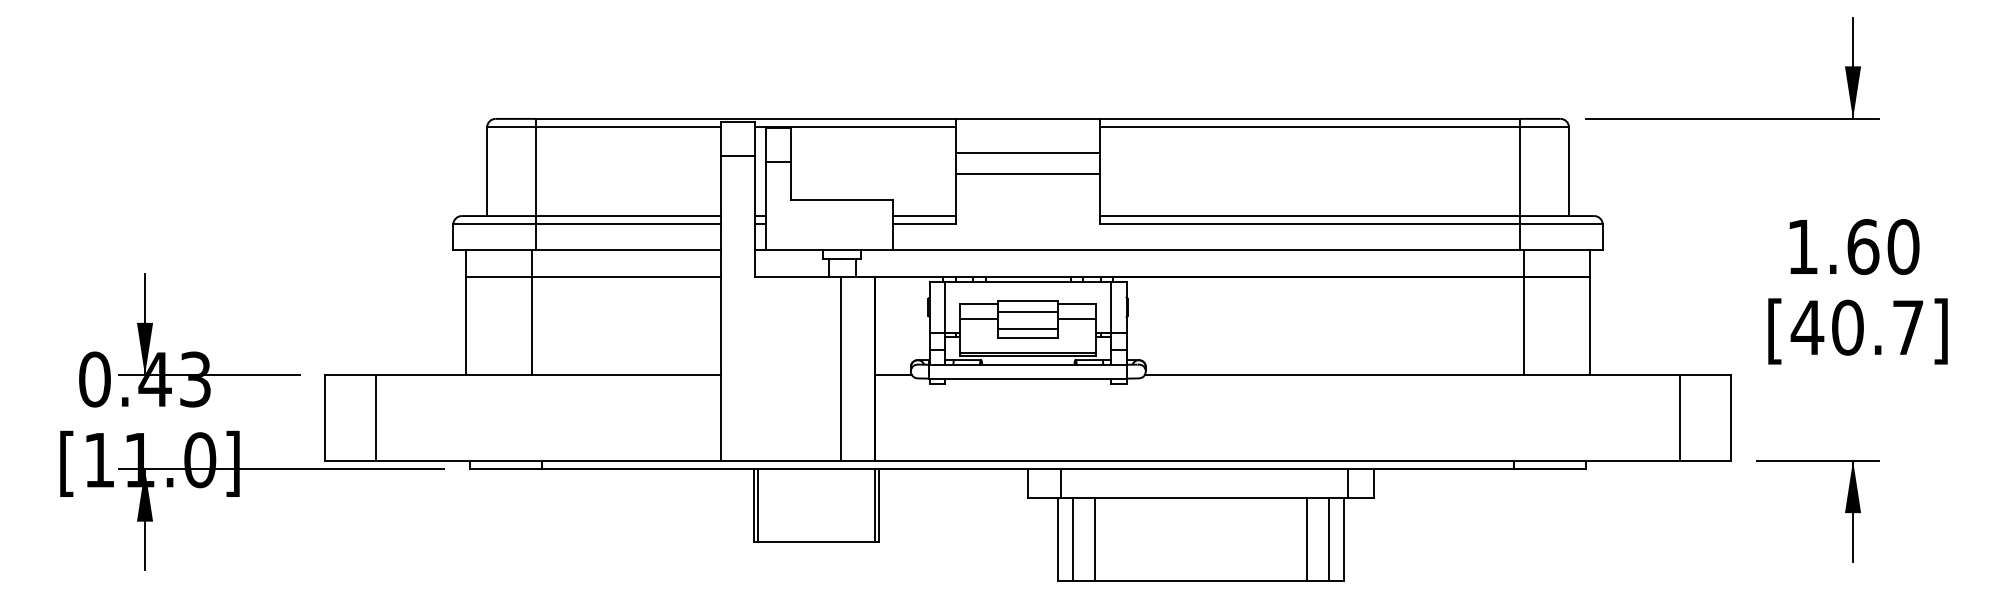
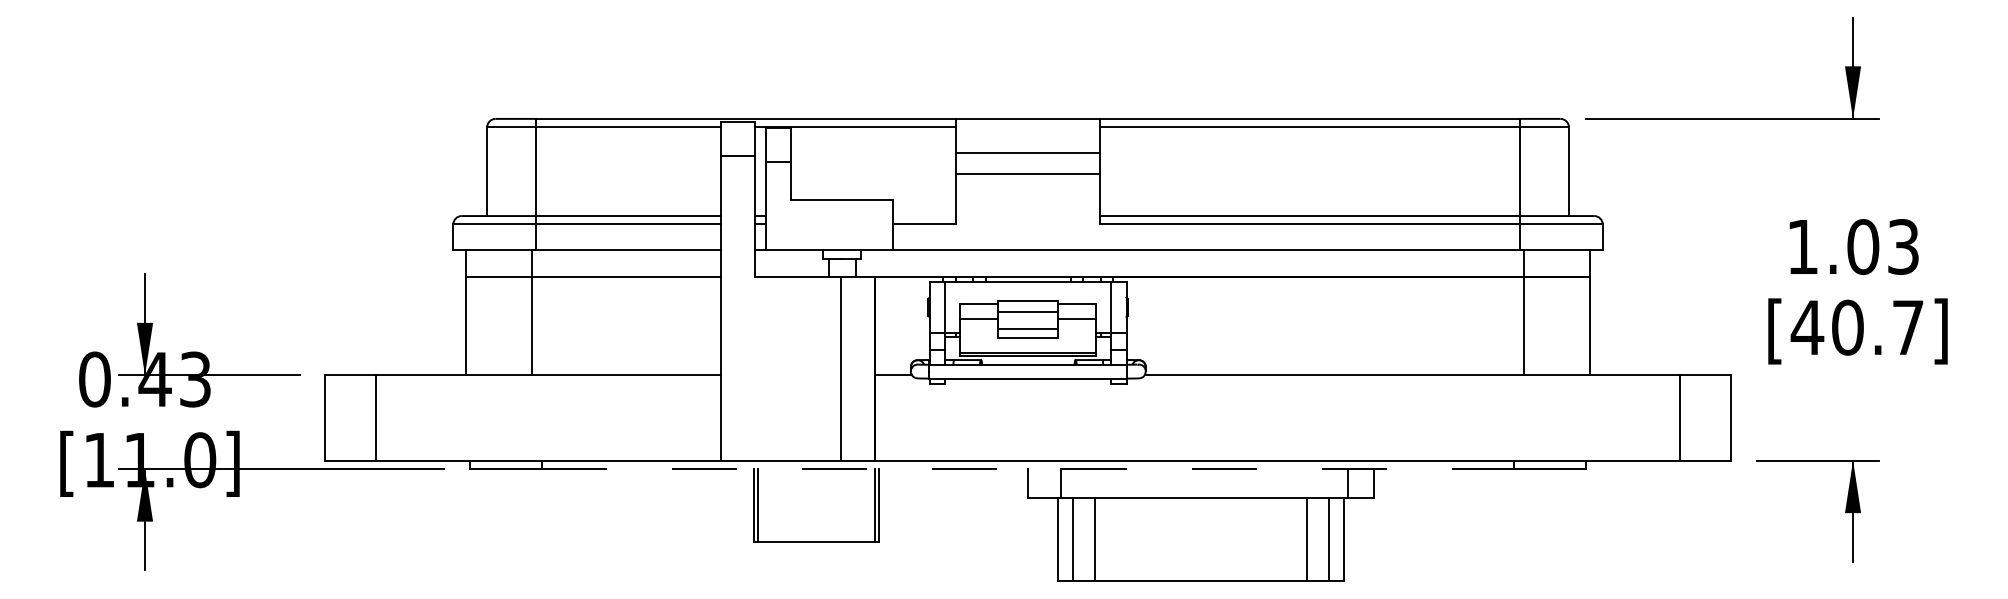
line: present -> none (924, 216)
text: 1.60 -> 1.03 (1883, 246)
line: solid -> dashed (1028, 469)
